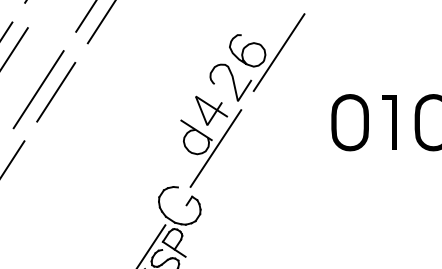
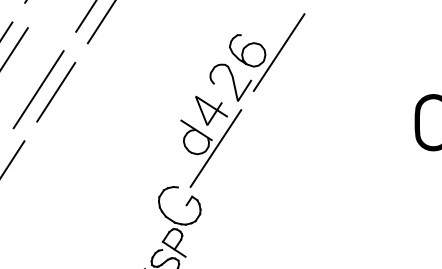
part: present -> none (349, 122)
fill: present -> none (389, 122)
line: present -> none (151, 245)
